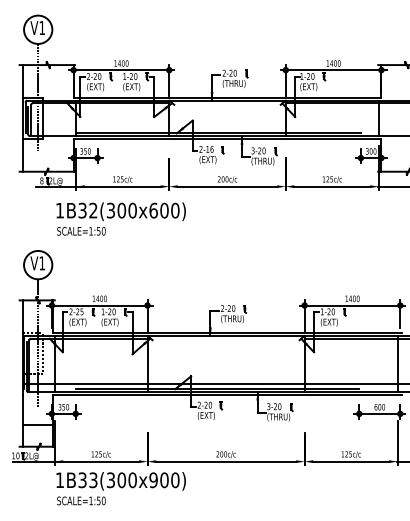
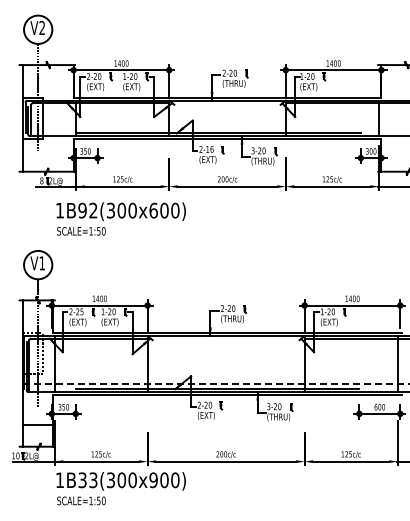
text: V1 -> V2 (41, 27)
text: 1B32(300x600) -> 1B92(300x600) (82, 210)
line: solid -> dashed (216, 384)
